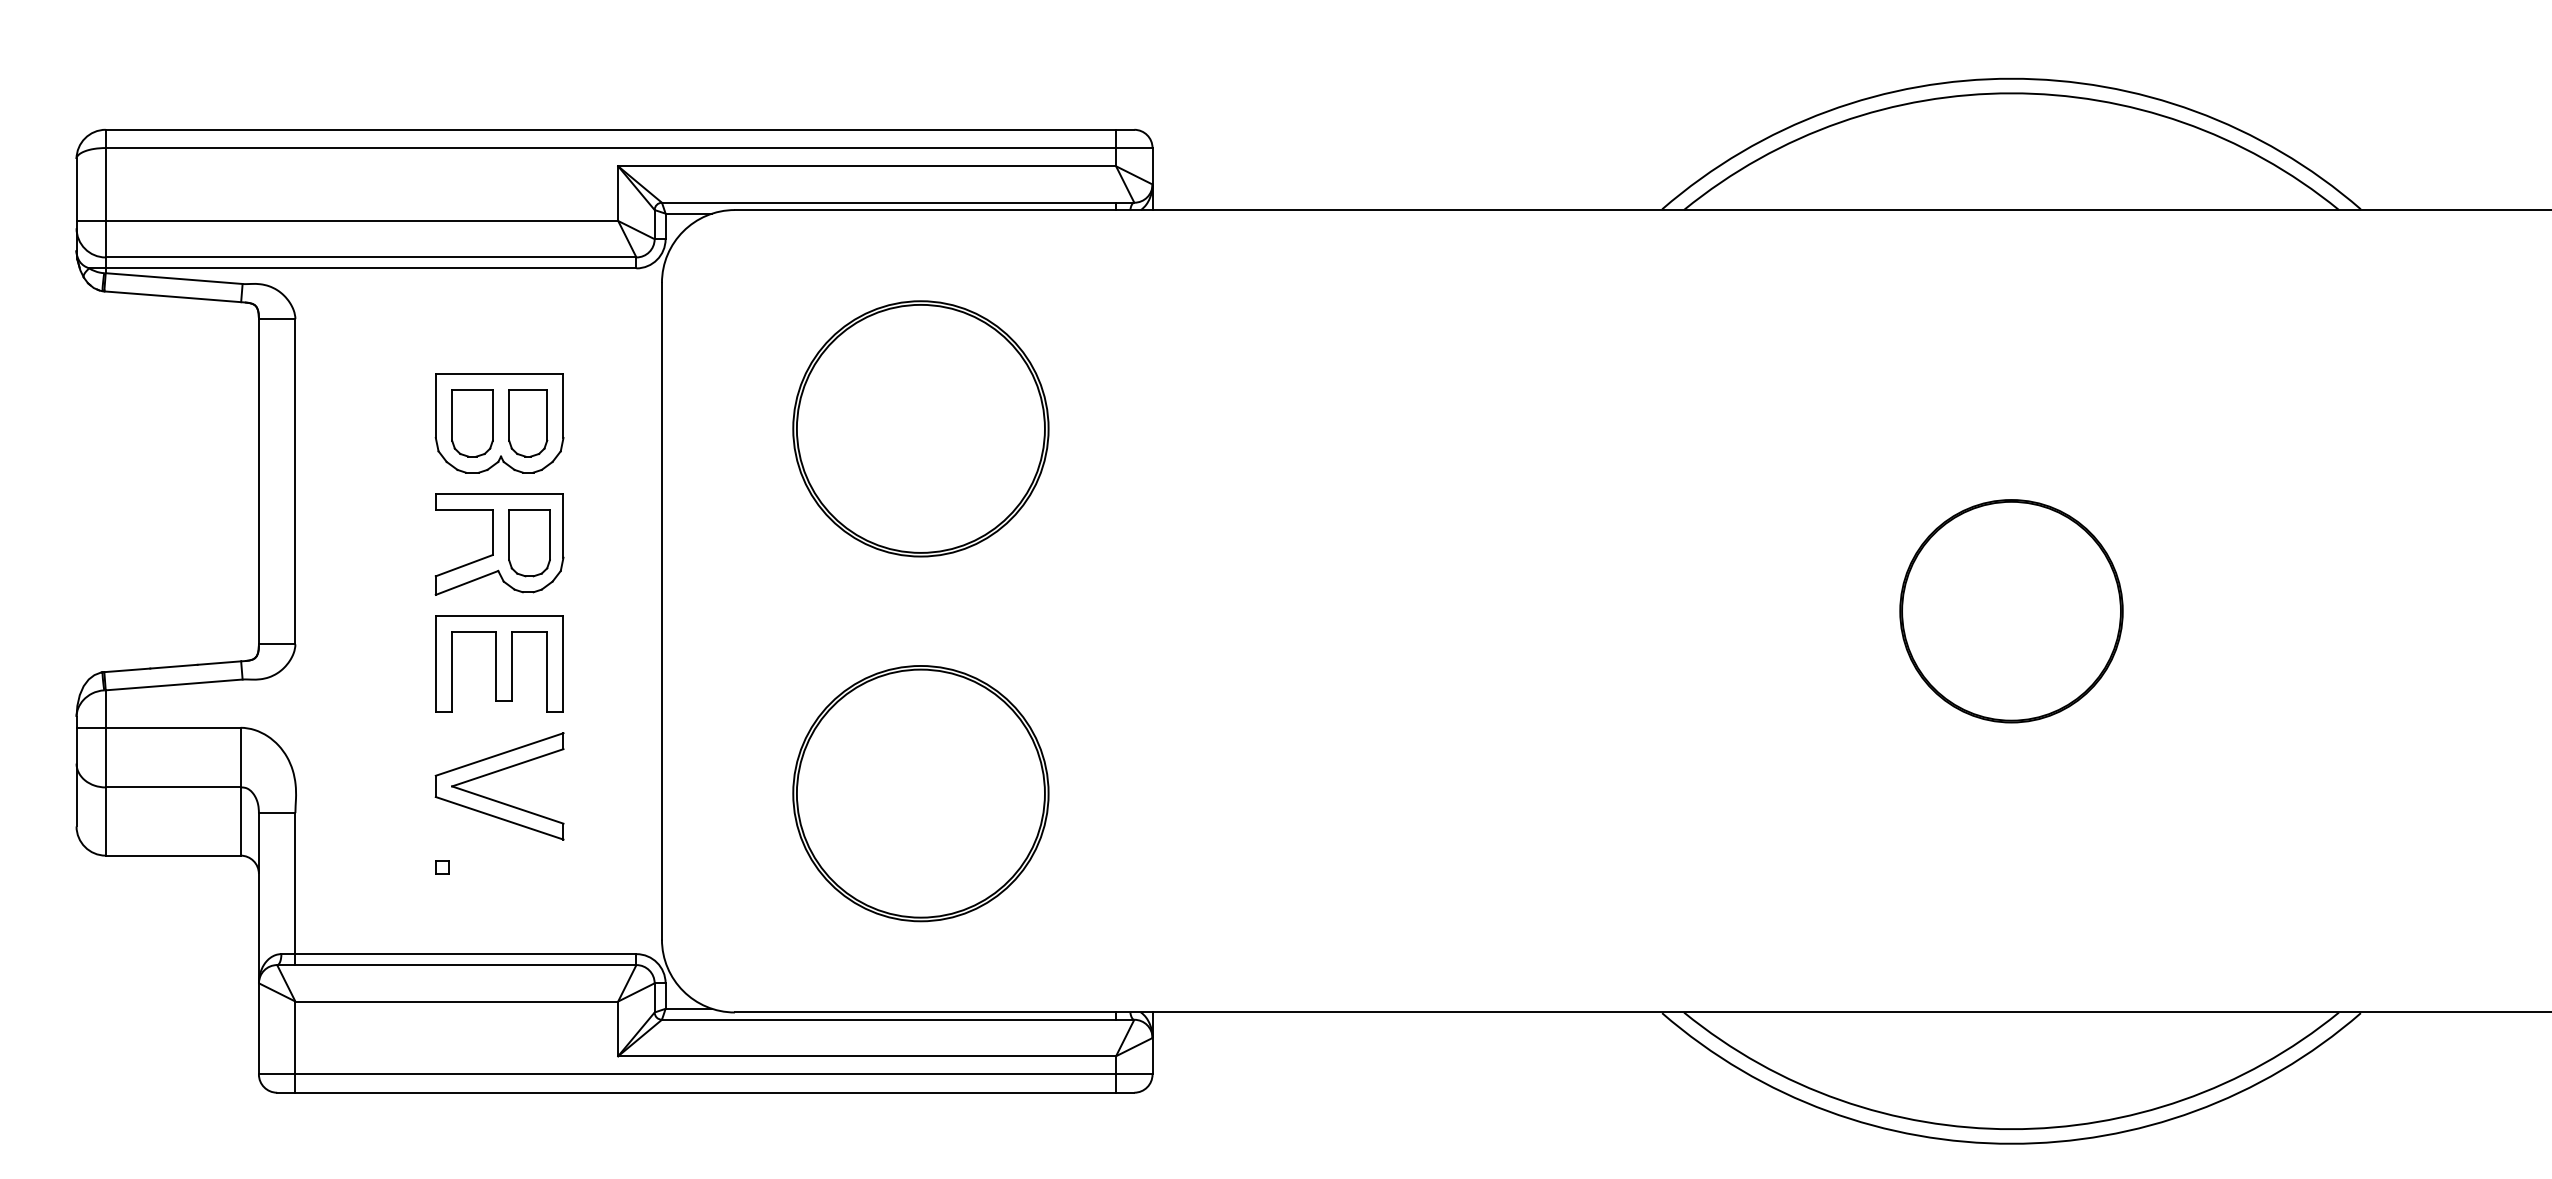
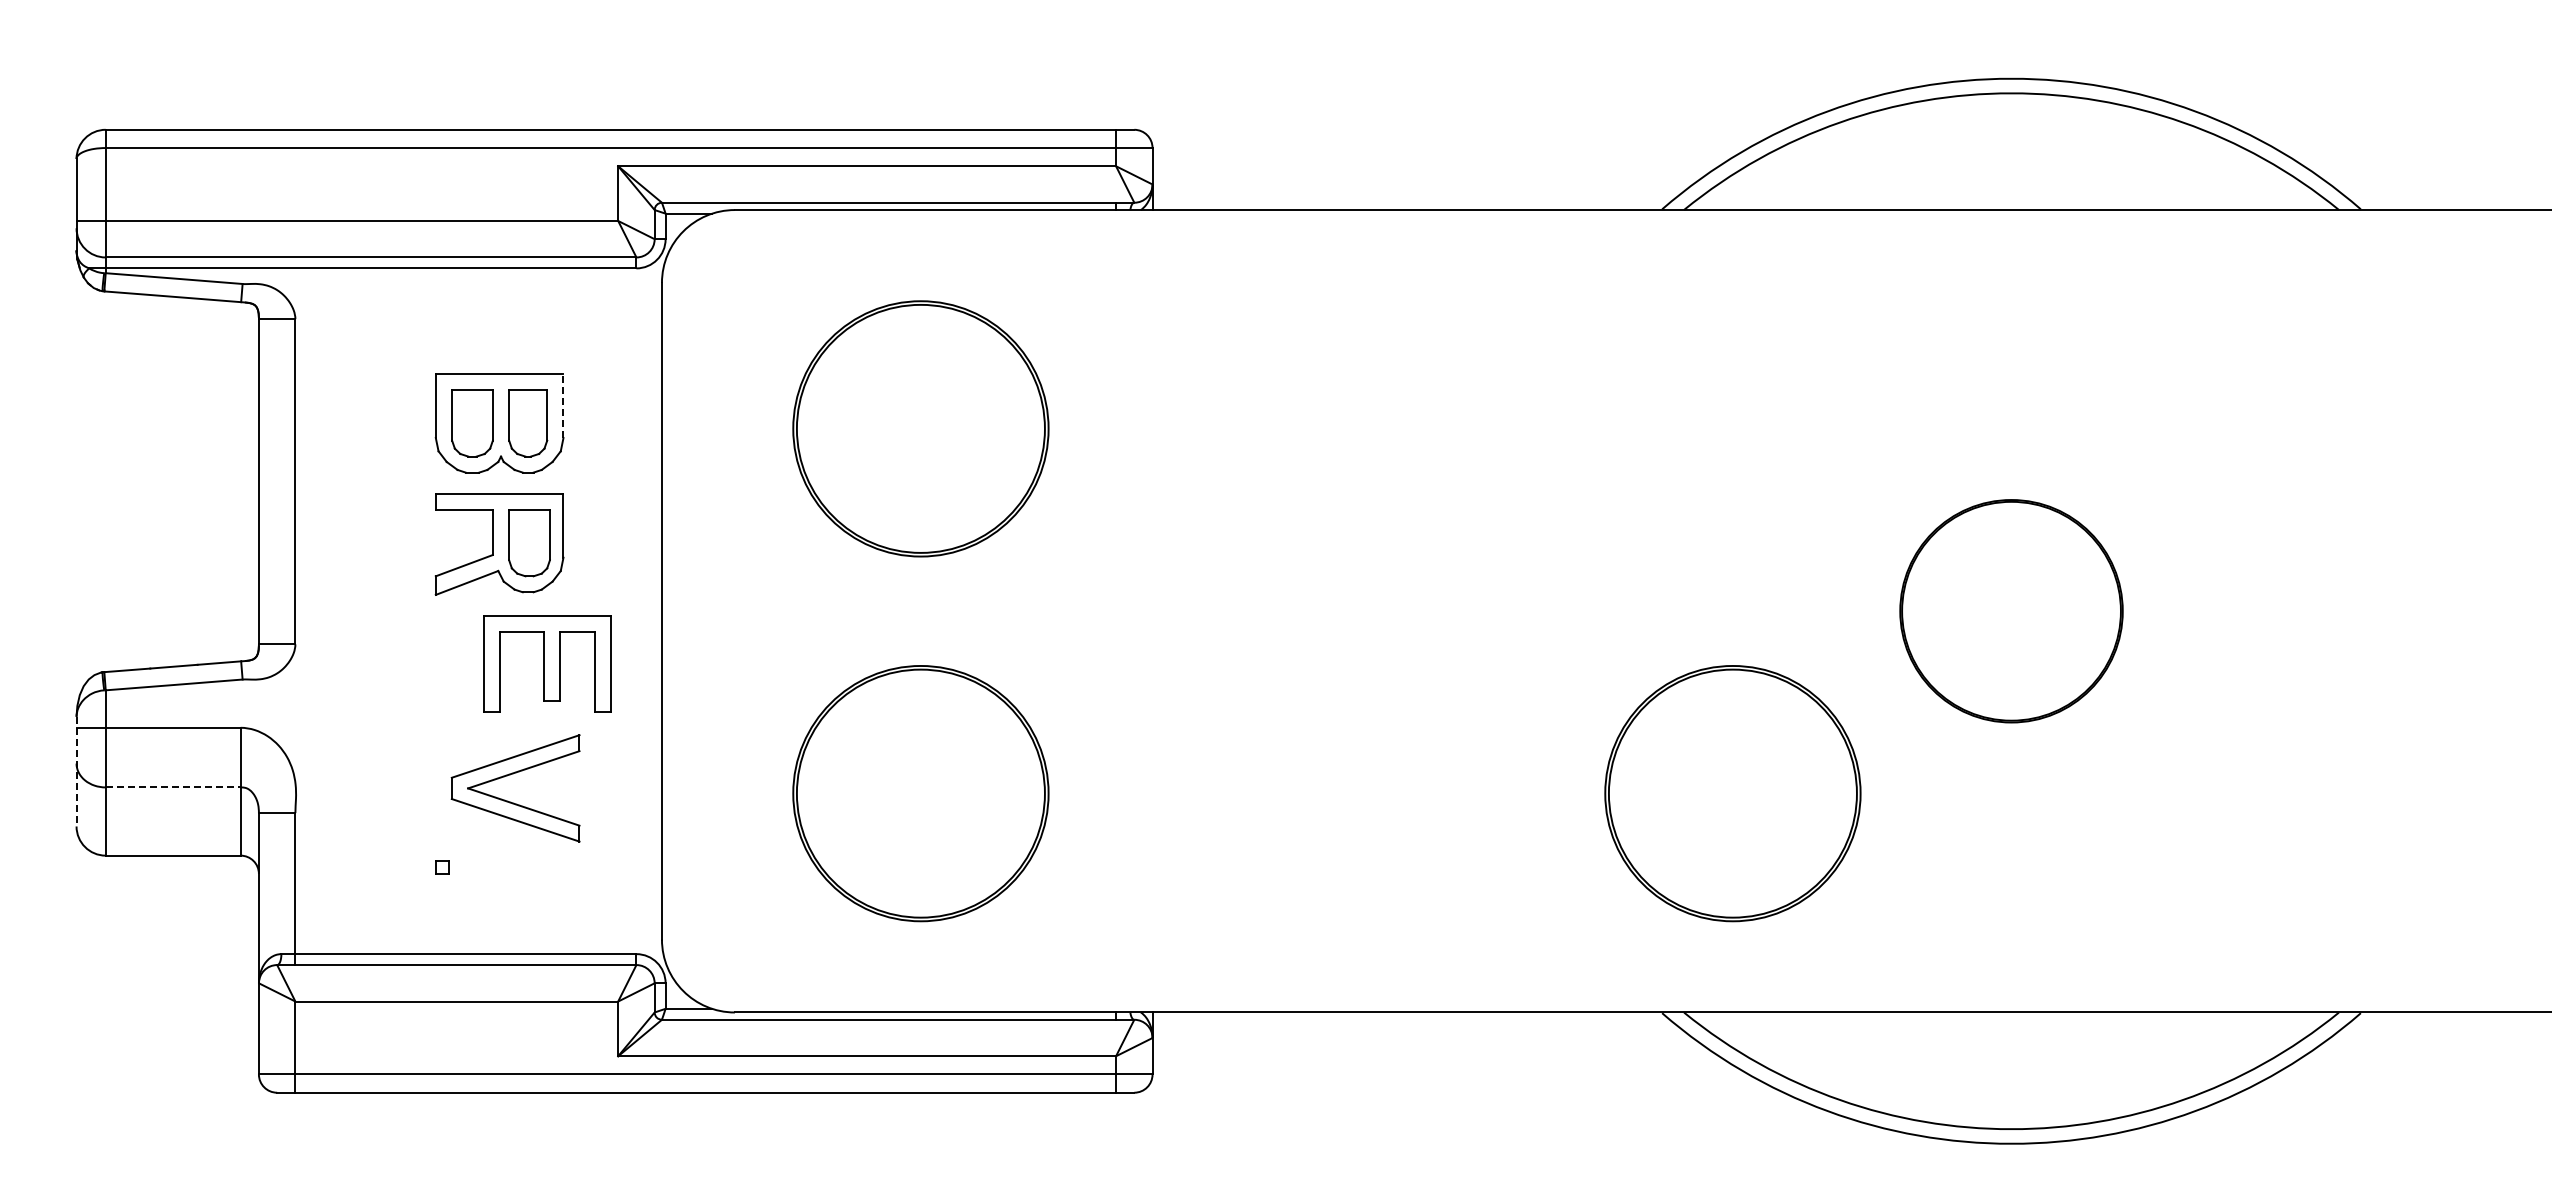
line: solid -> dashed (563, 406)
part position: (499, 663) -> (547, 663) (547, 663)
line: solid -> dashed (76, 771)
part position: (494, 773) -> (510, 775) (510, 775)
line: solid -> dashed (173, 787)
part: none -> present (1732, 793)
